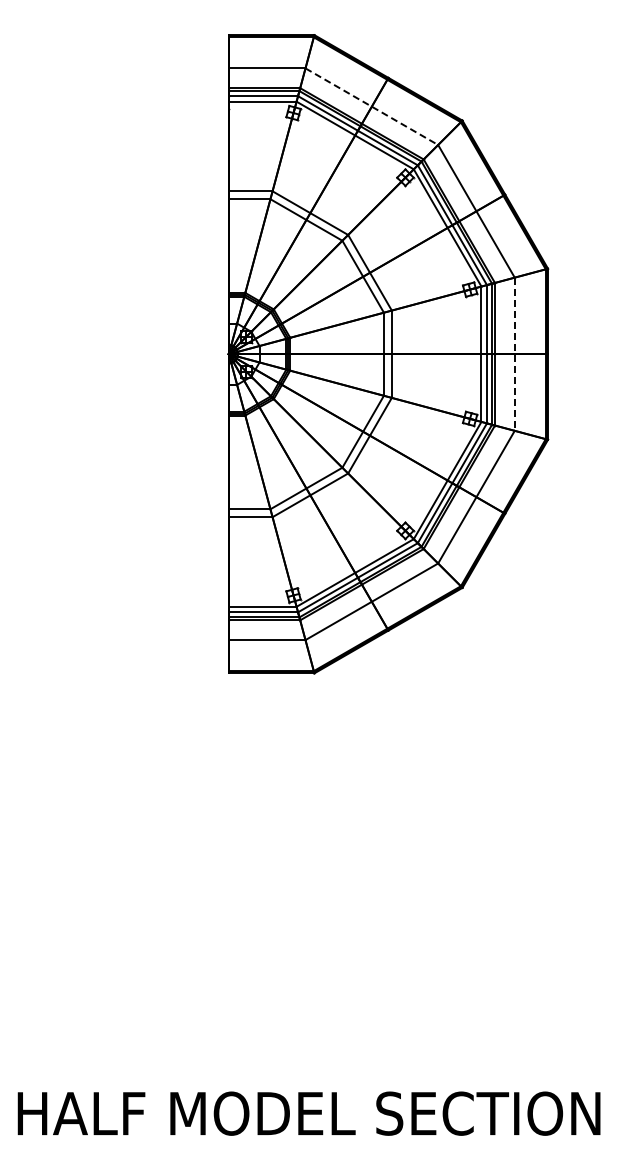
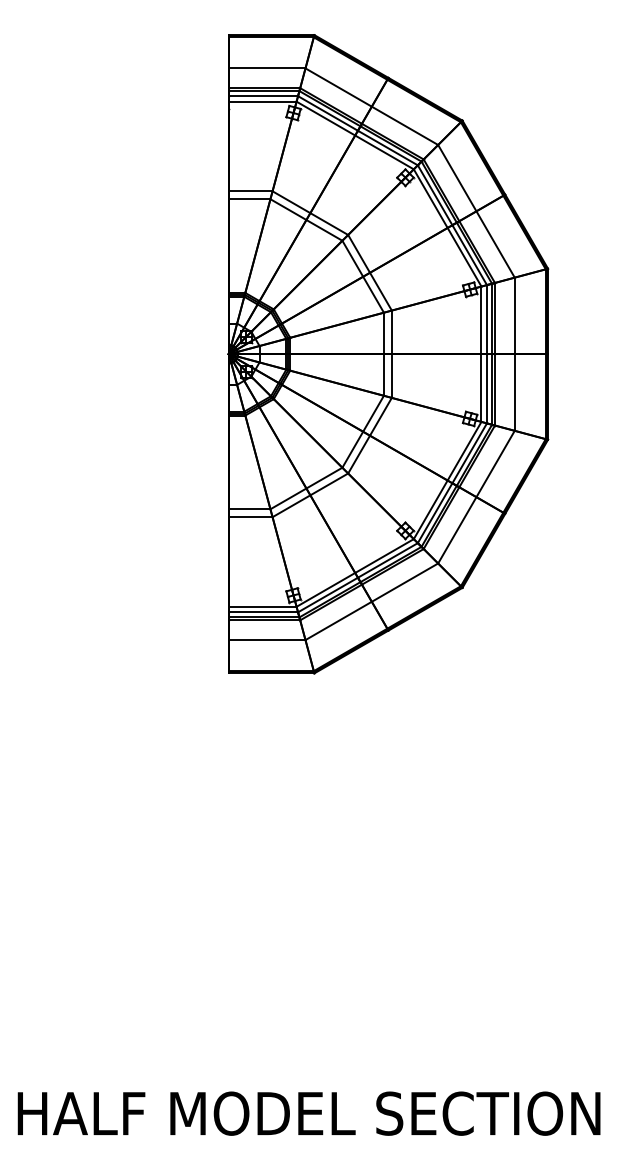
line: dashed -> solid (371, 106)
line: dashed -> solid (514, 354)
